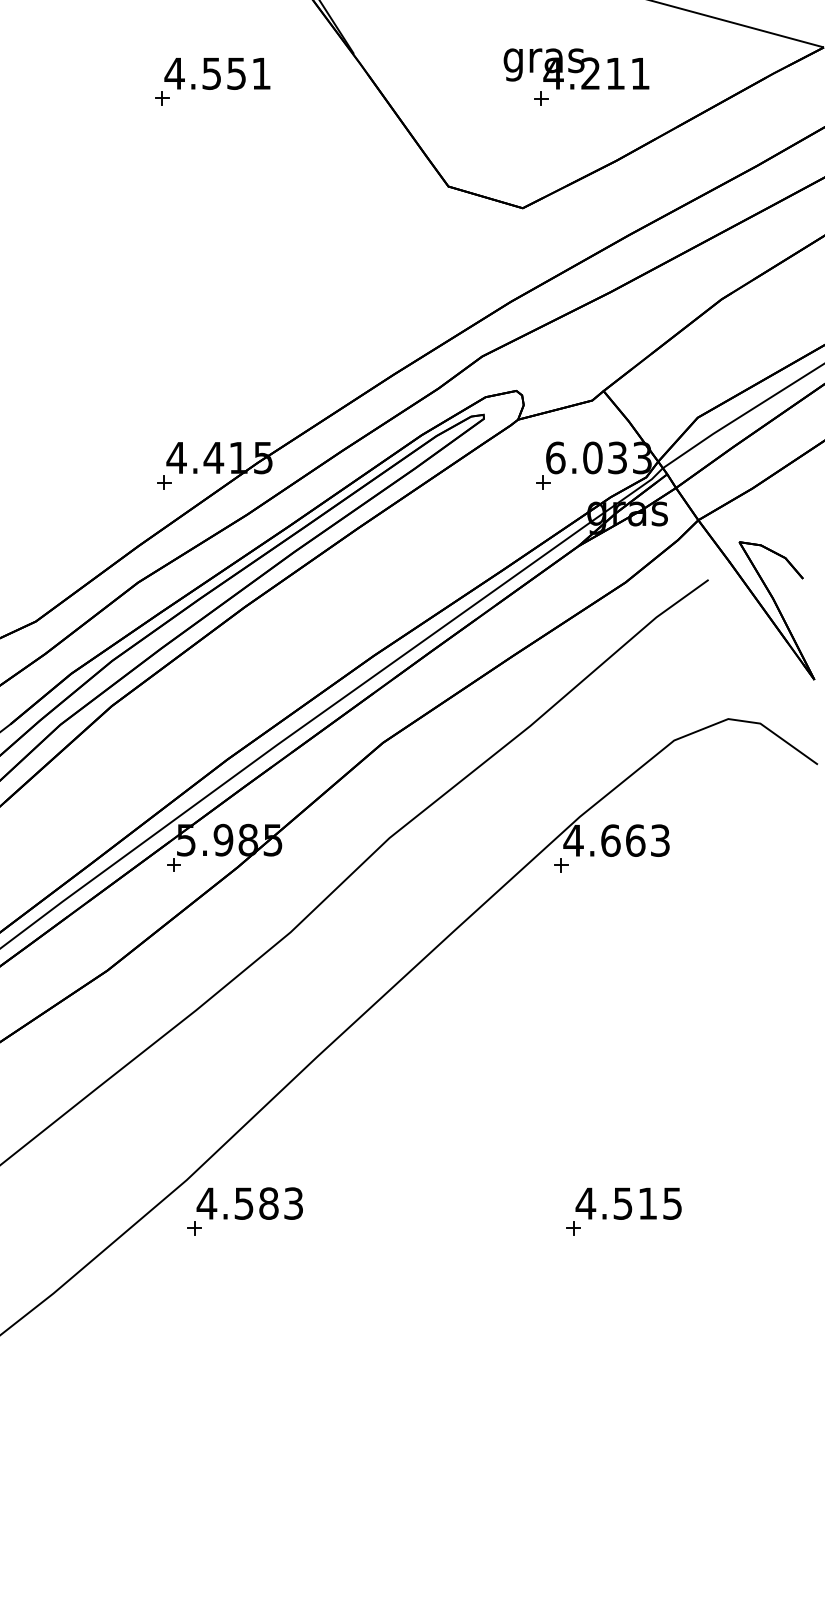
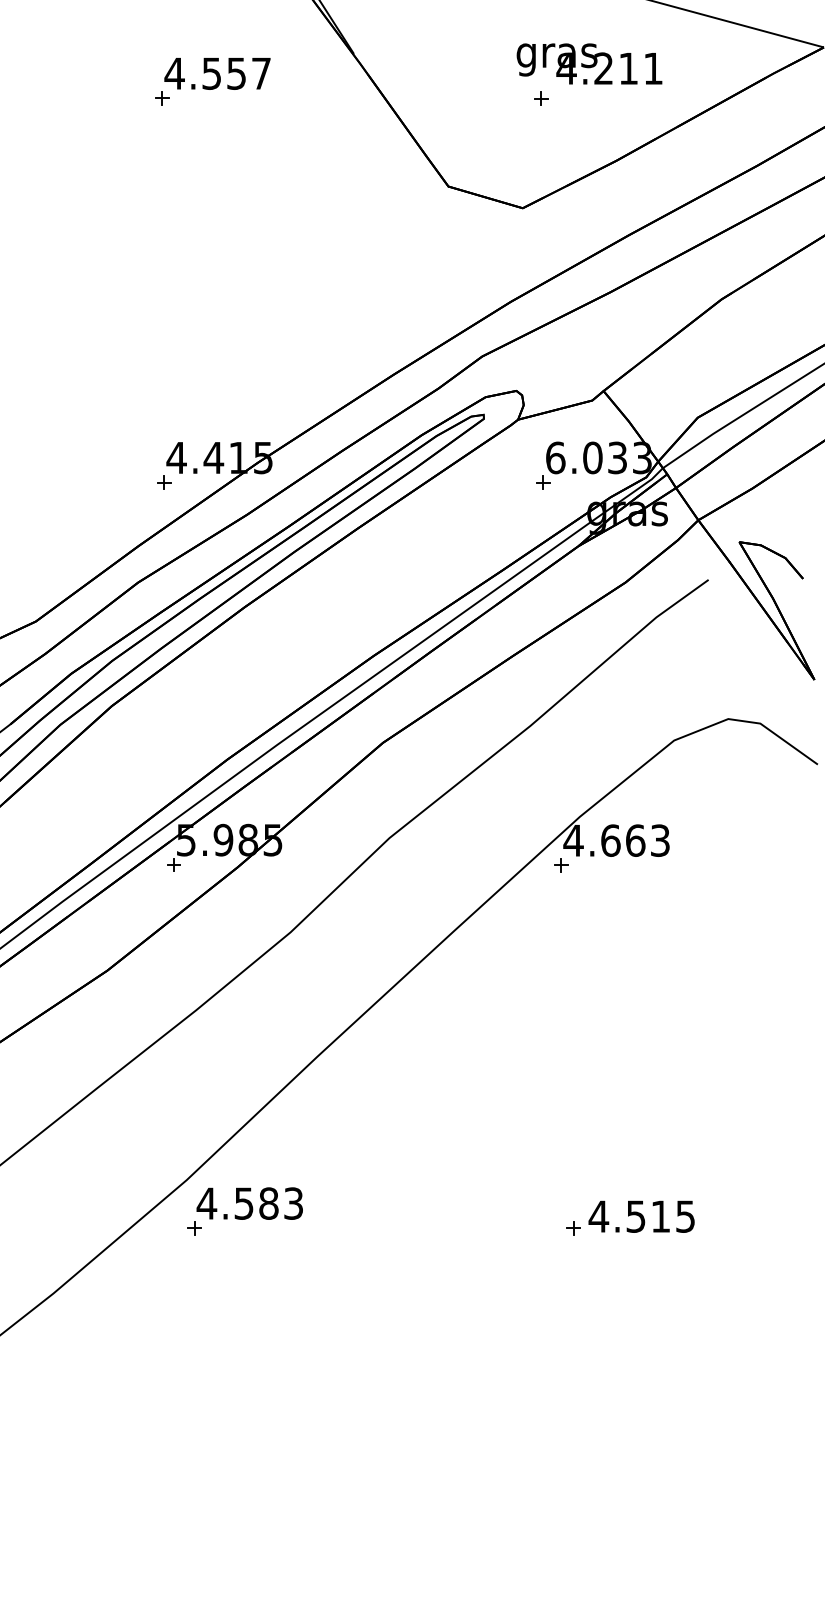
text position: (576, 68) -> (589, 63) (589, 63)
text: 4.551 -> 4.557 (261, 73)
text position: (628, 1203) -> (641, 1216) (641, 1216)
